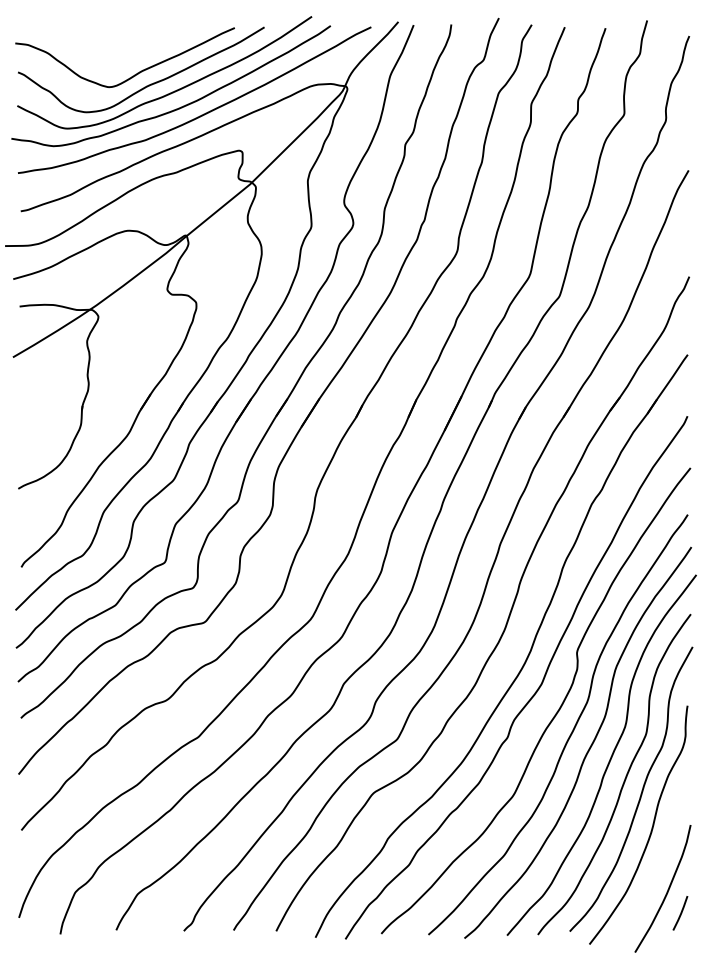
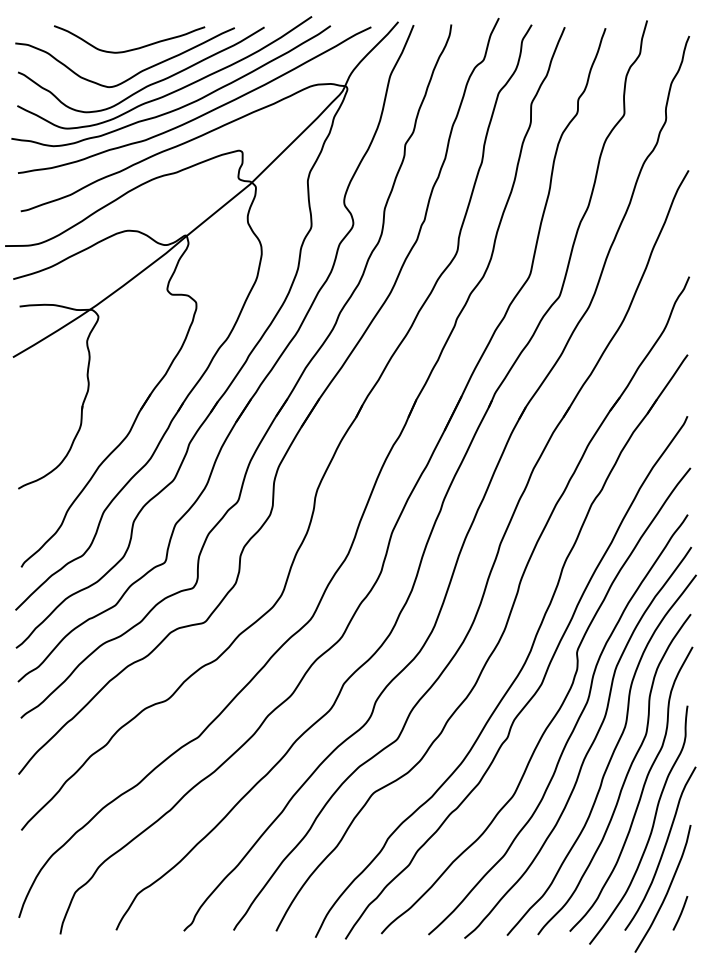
curve: none -> present (133, 48)
curve: none -> present (662, 850)
